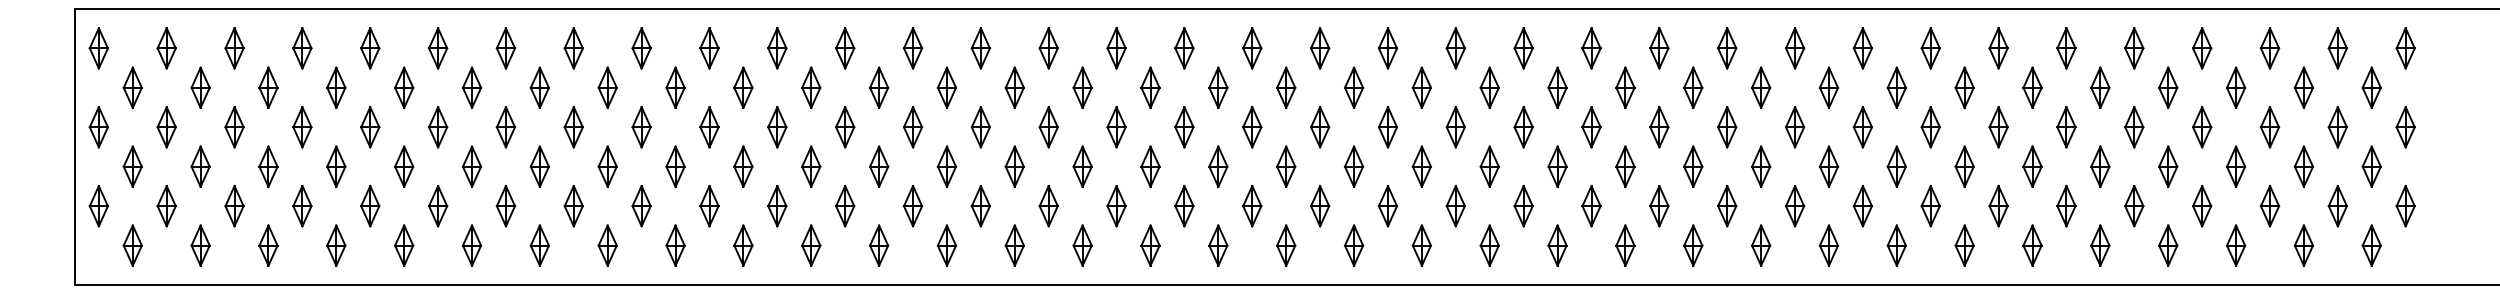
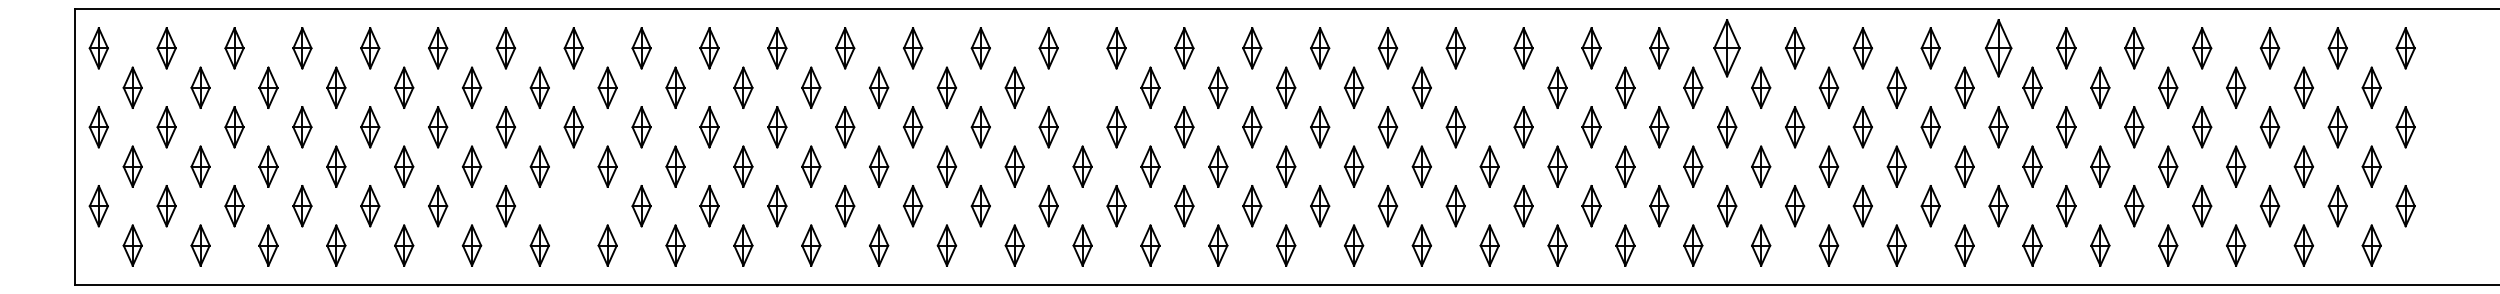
part size: 21x43 px -> 28x59 px (1726, 48)
part size: 21x43 px -> 29x59 px (1998, 48)
part: present -> none (1082, 87)
part: present -> none (1489, 87)
part: present -> none (573, 206)
